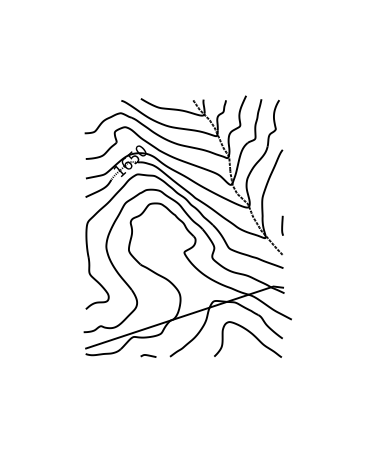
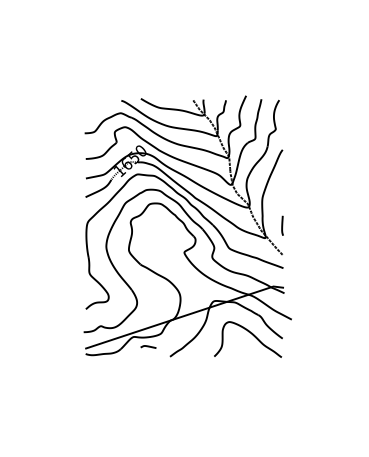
curve position: (148, 355) -> (148, 346) (148, 346)
